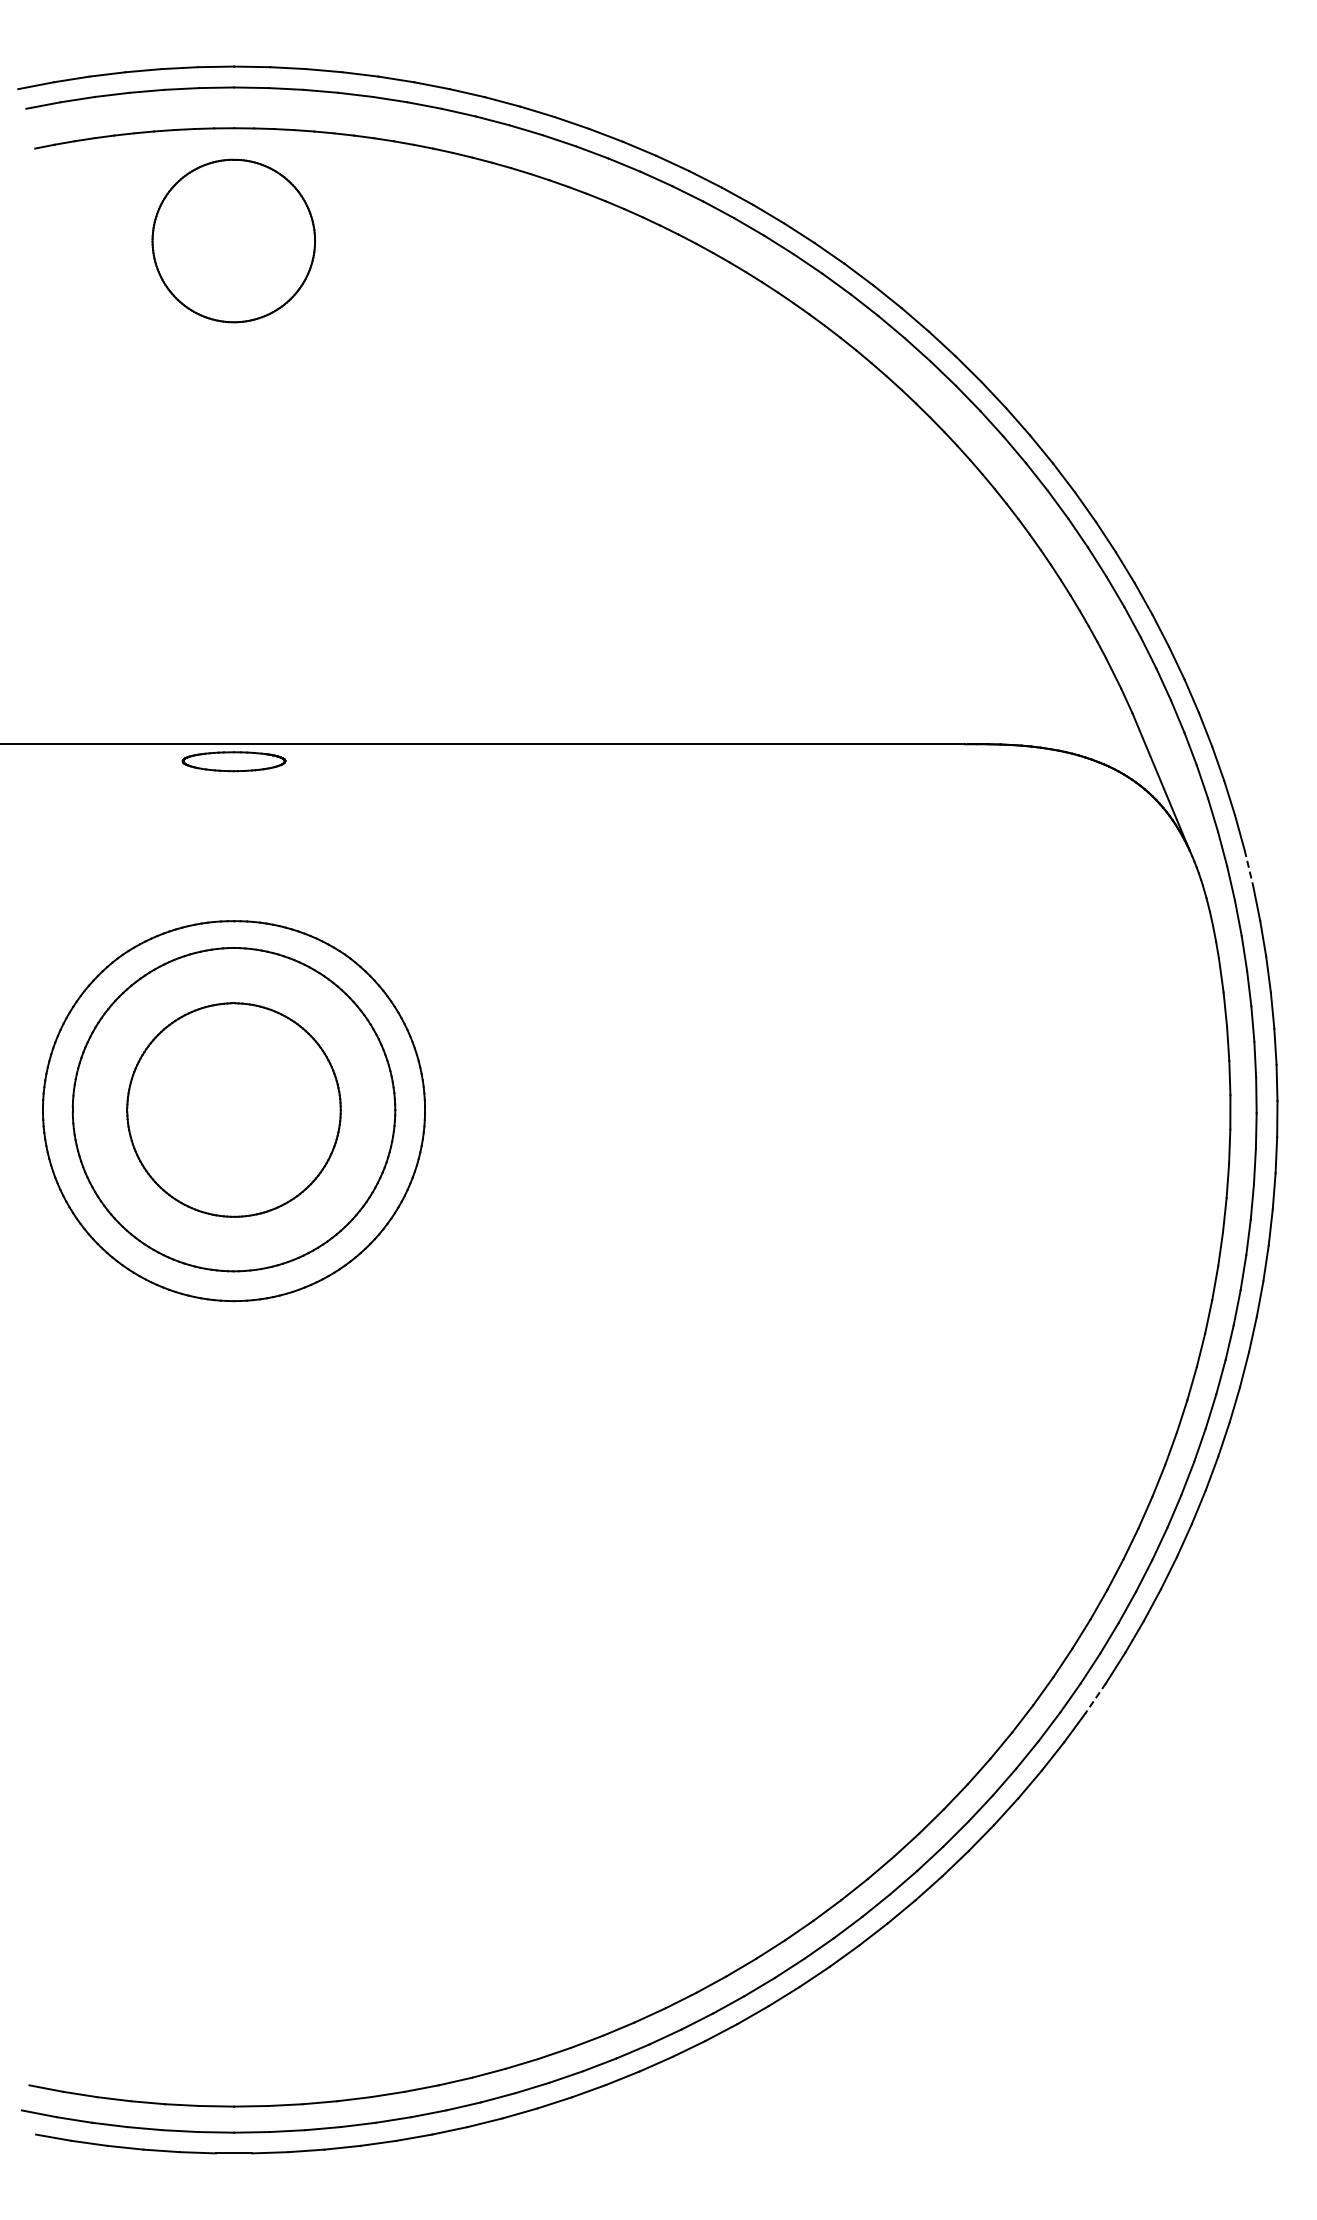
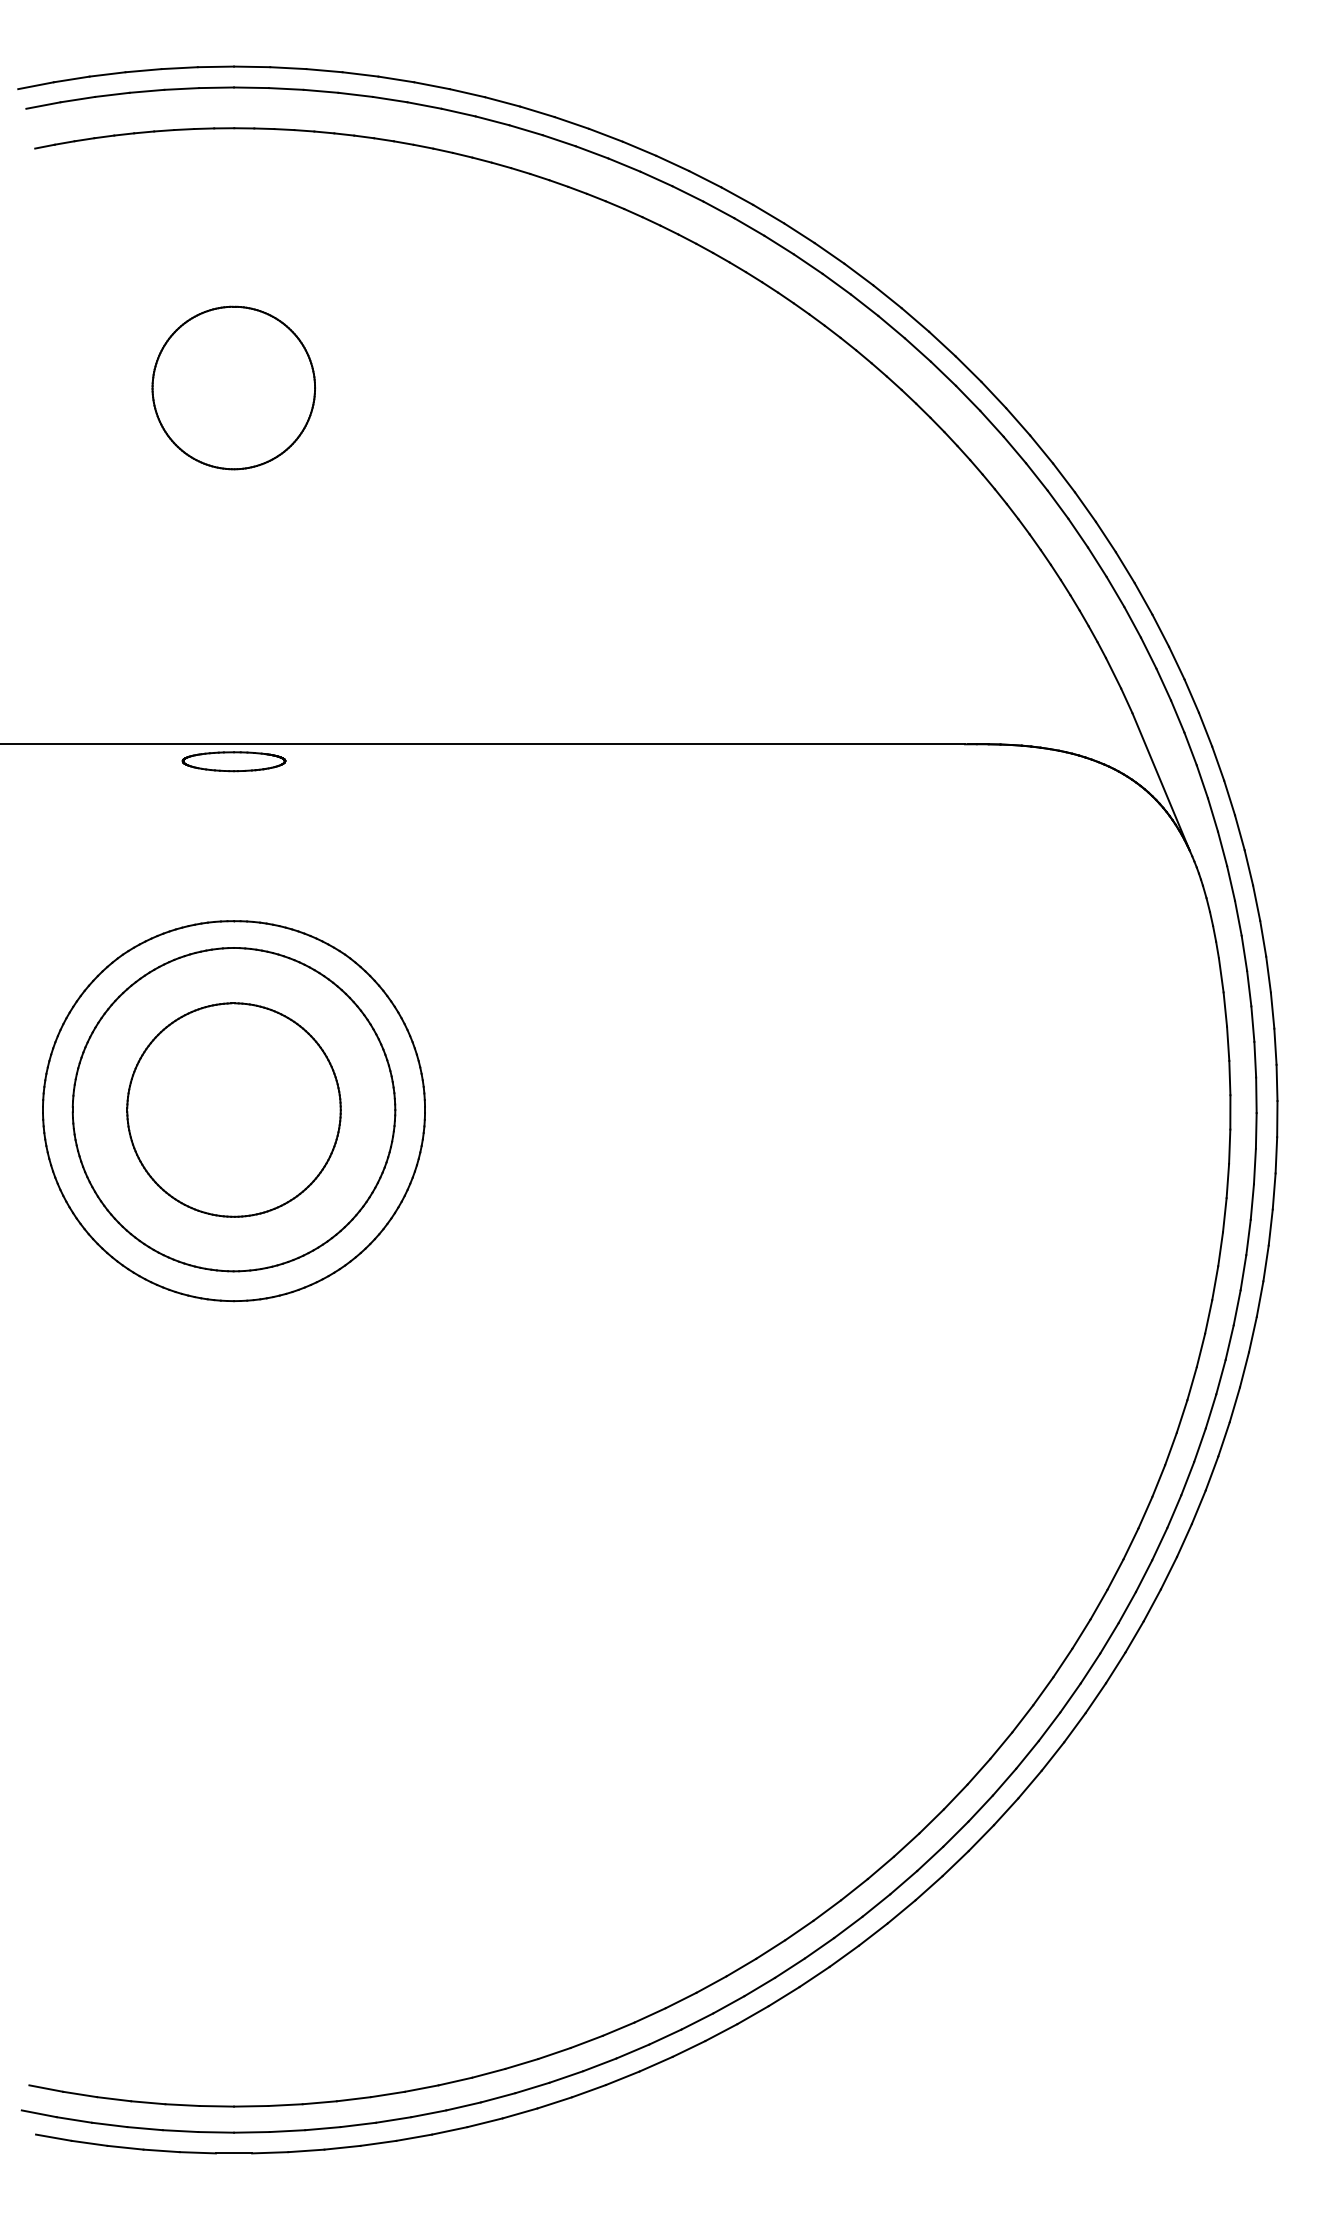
part position: (233, 240) -> (233, 387) (233, 387)
line: dashed -> solid (1248, 868)
line: dashed -> solid (1095, 1698)
